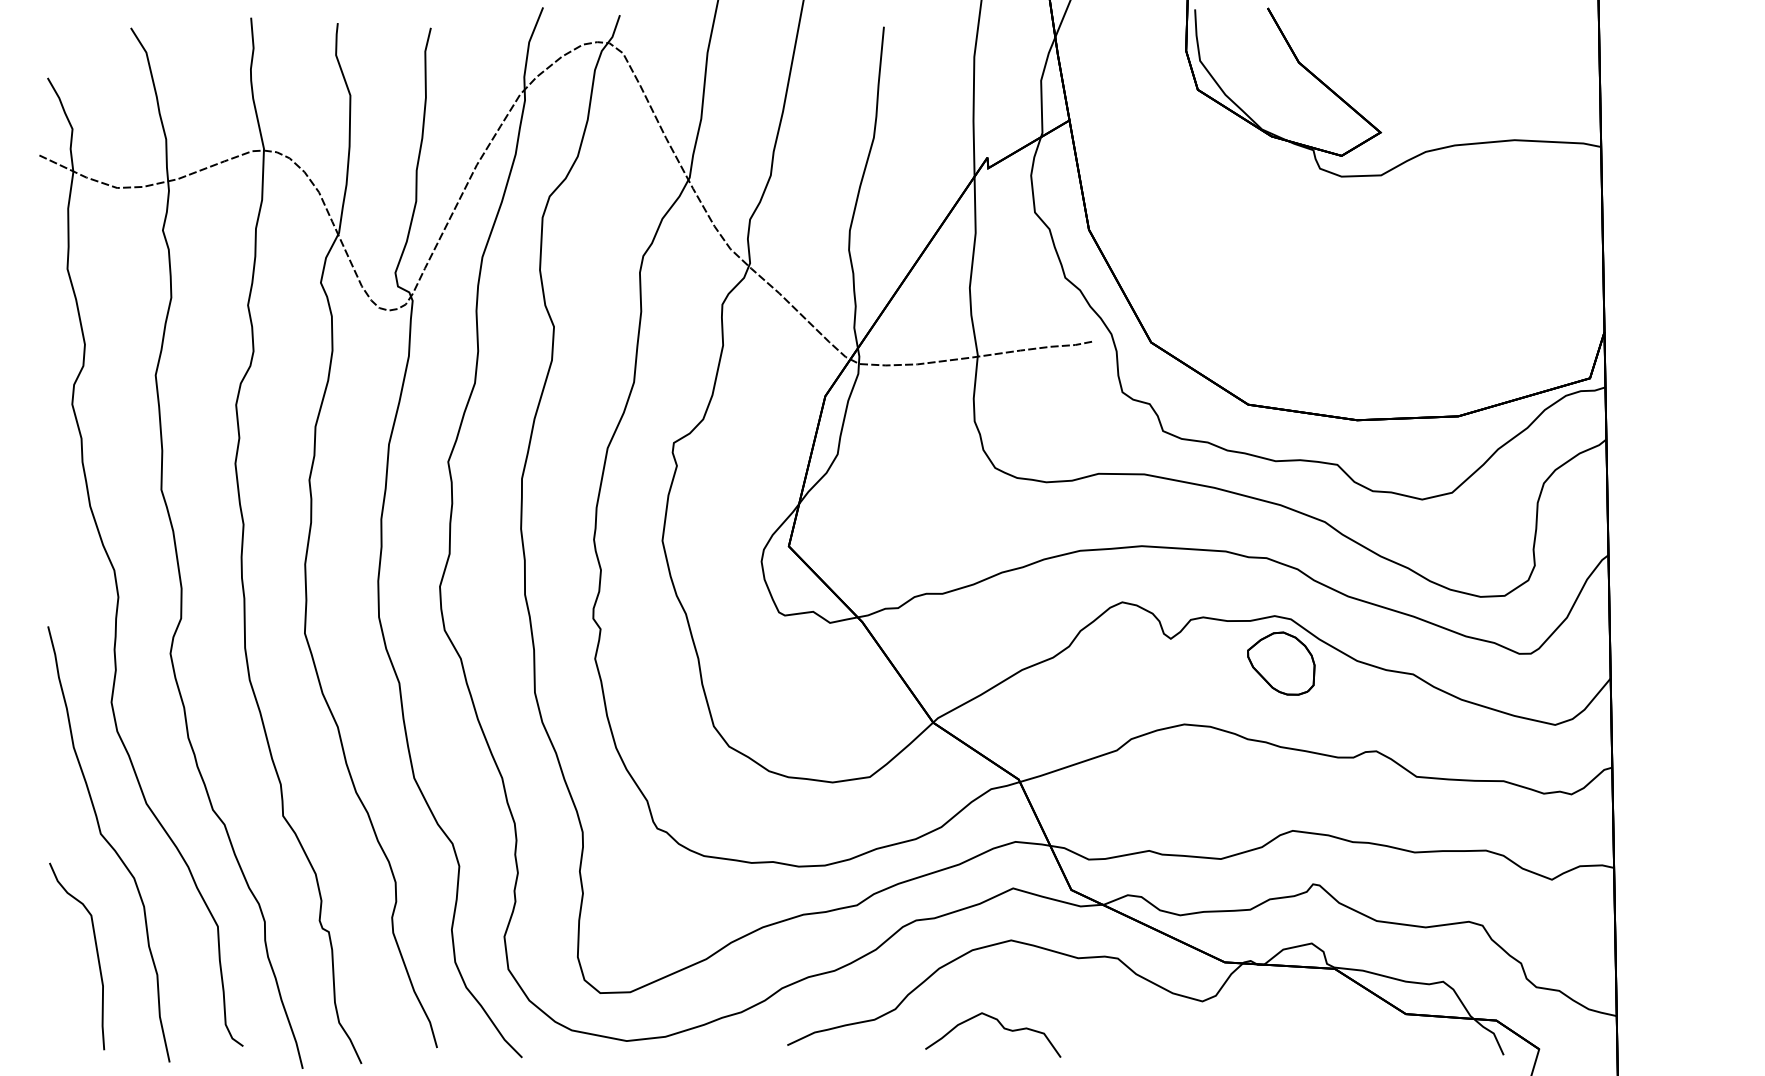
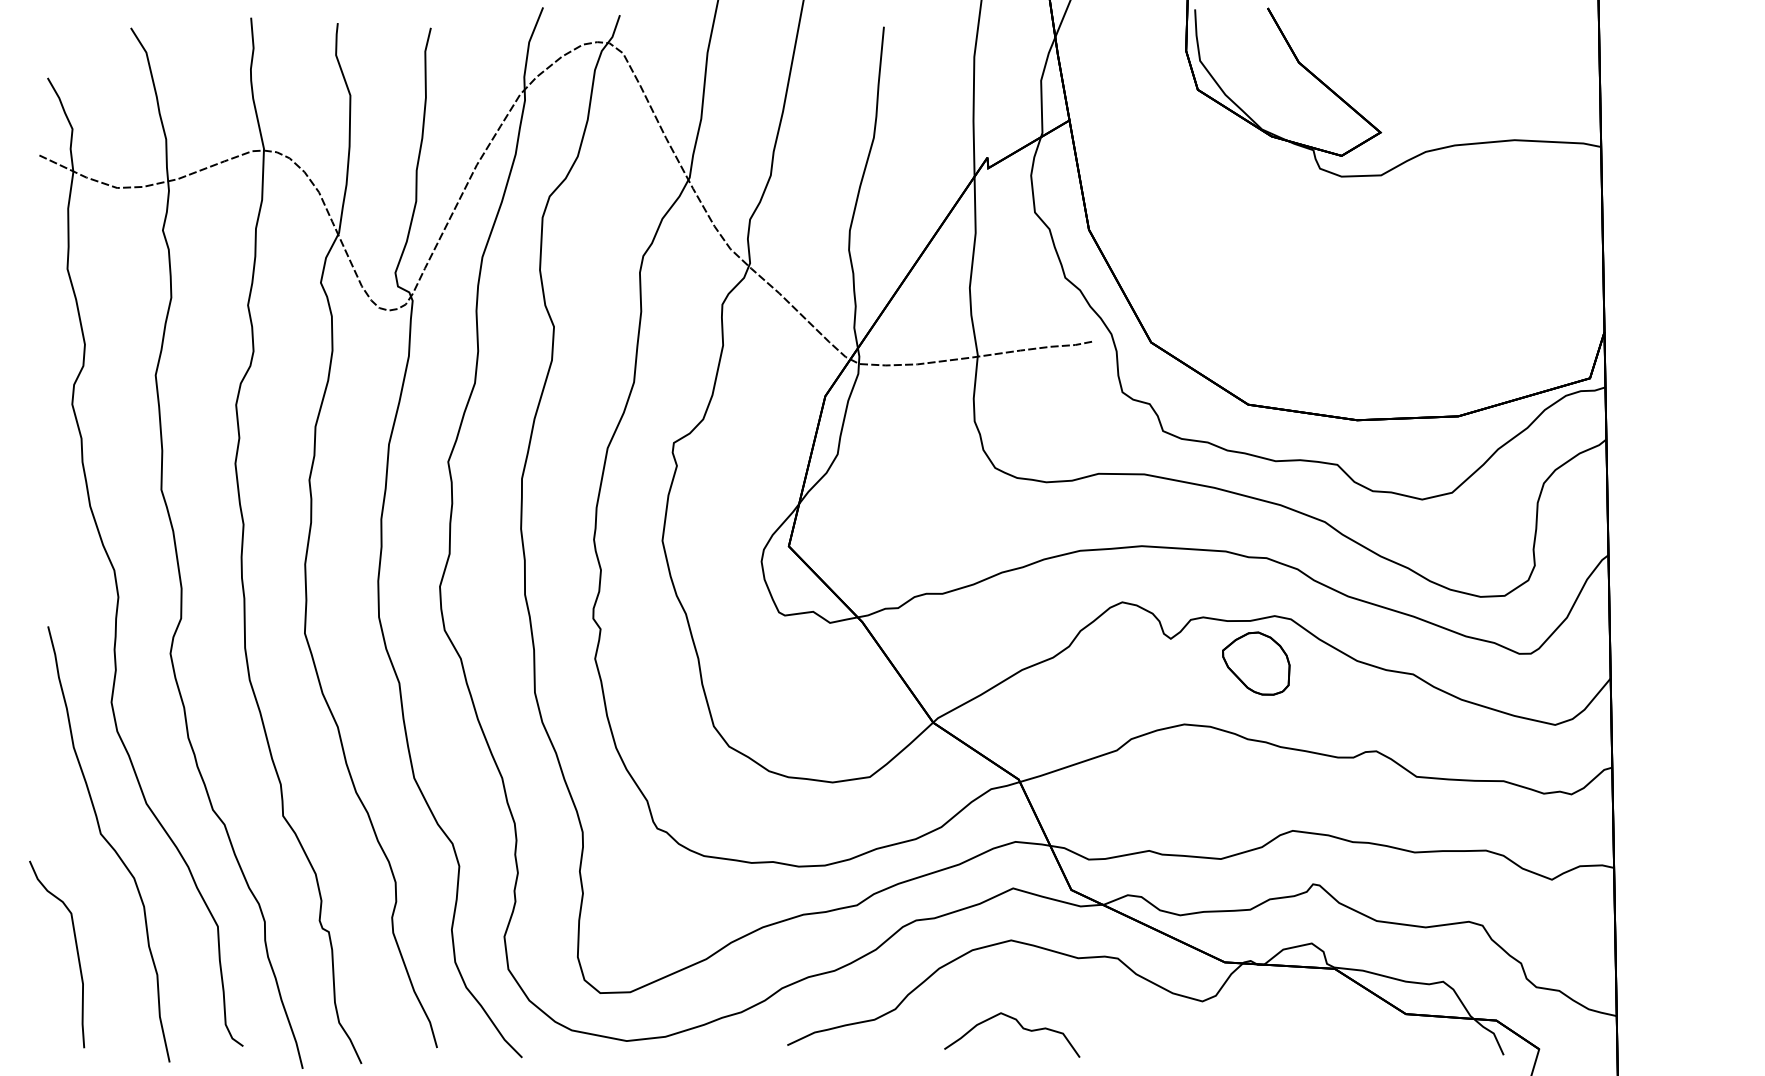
part position: (1281, 663) -> (1256, 663) (1256, 663)
curve position: (96, 954) -> (76, 952) (76, 952)
curve position: (1001, 1026) -> (1020, 1026) (1020, 1026)
